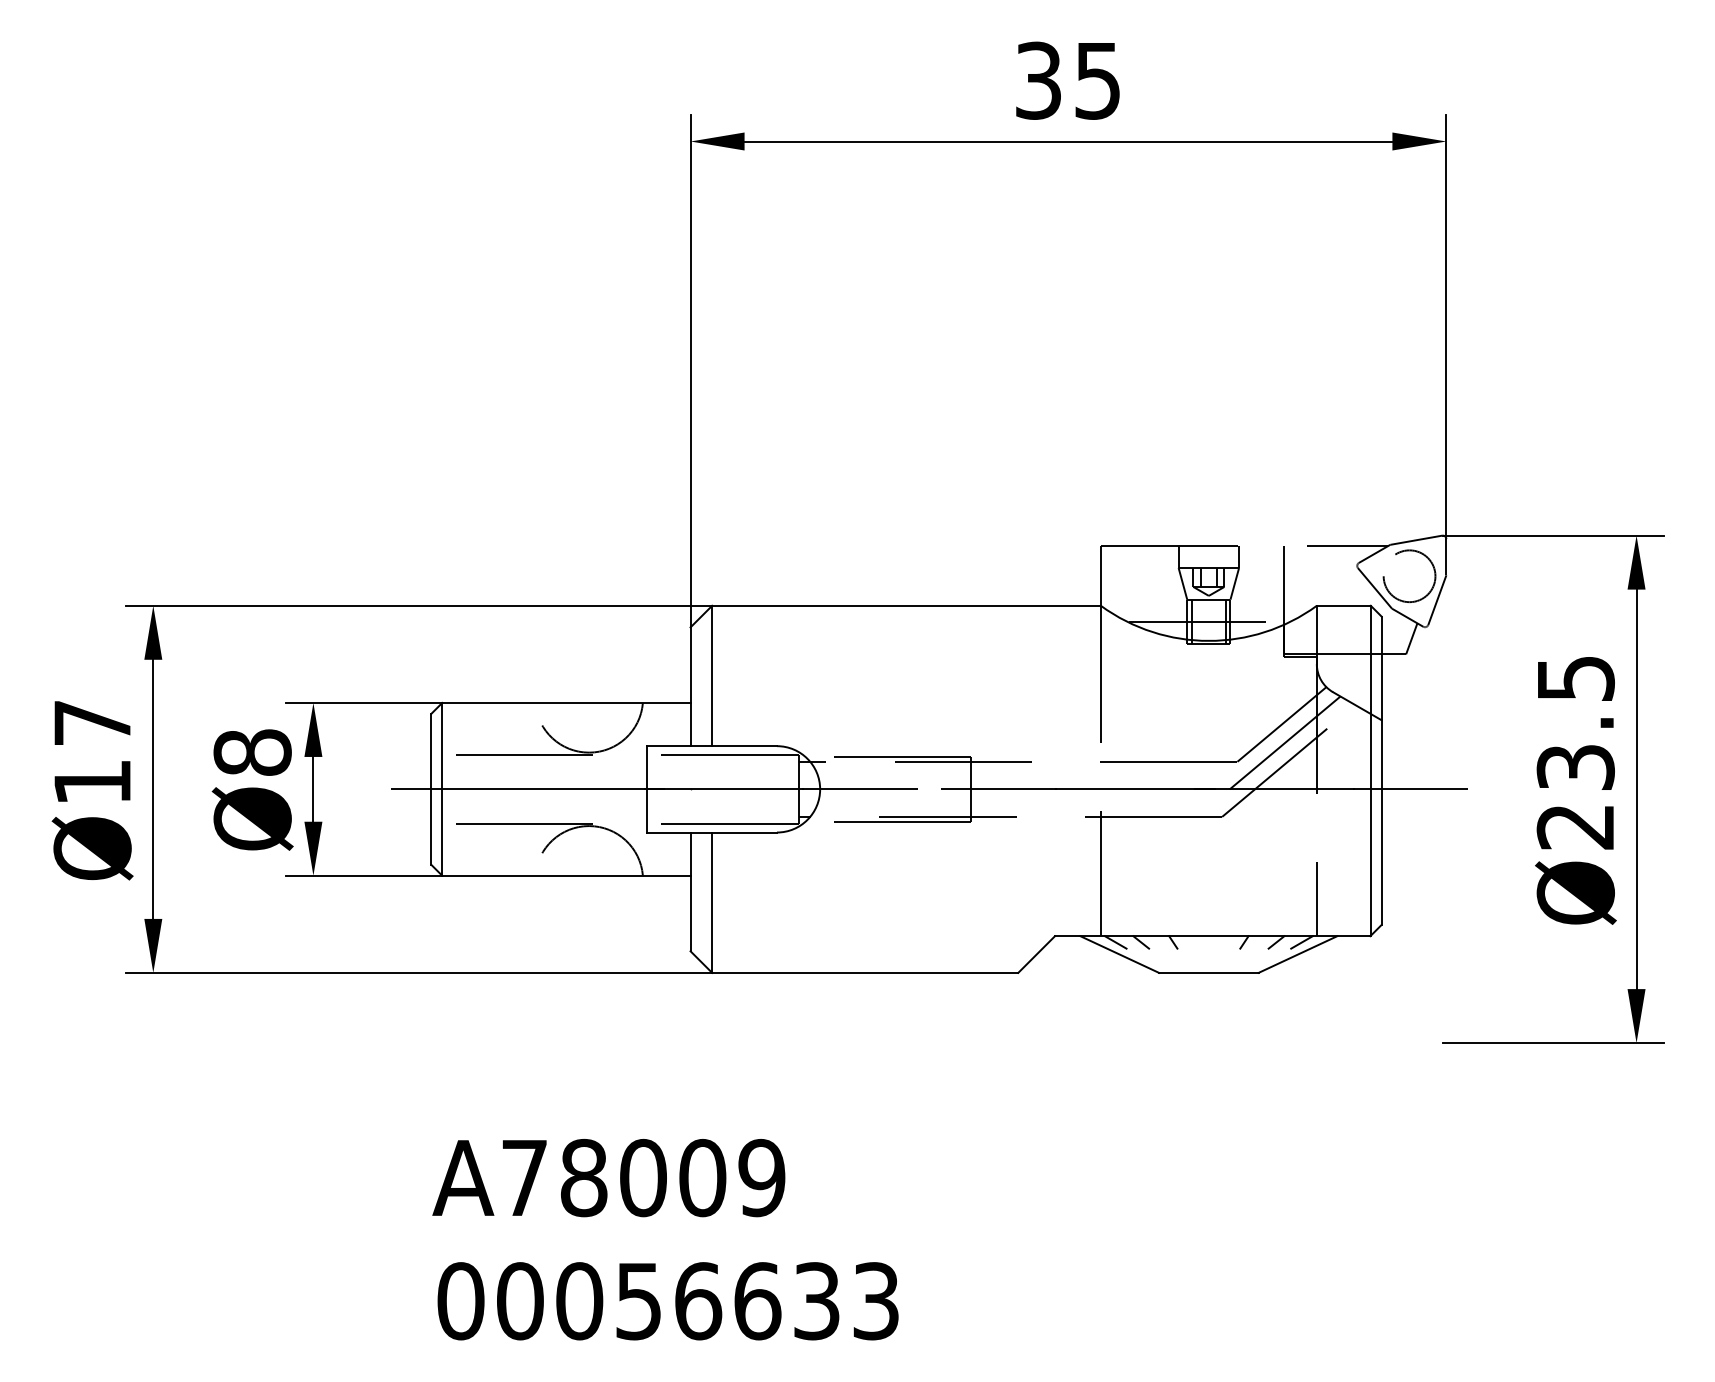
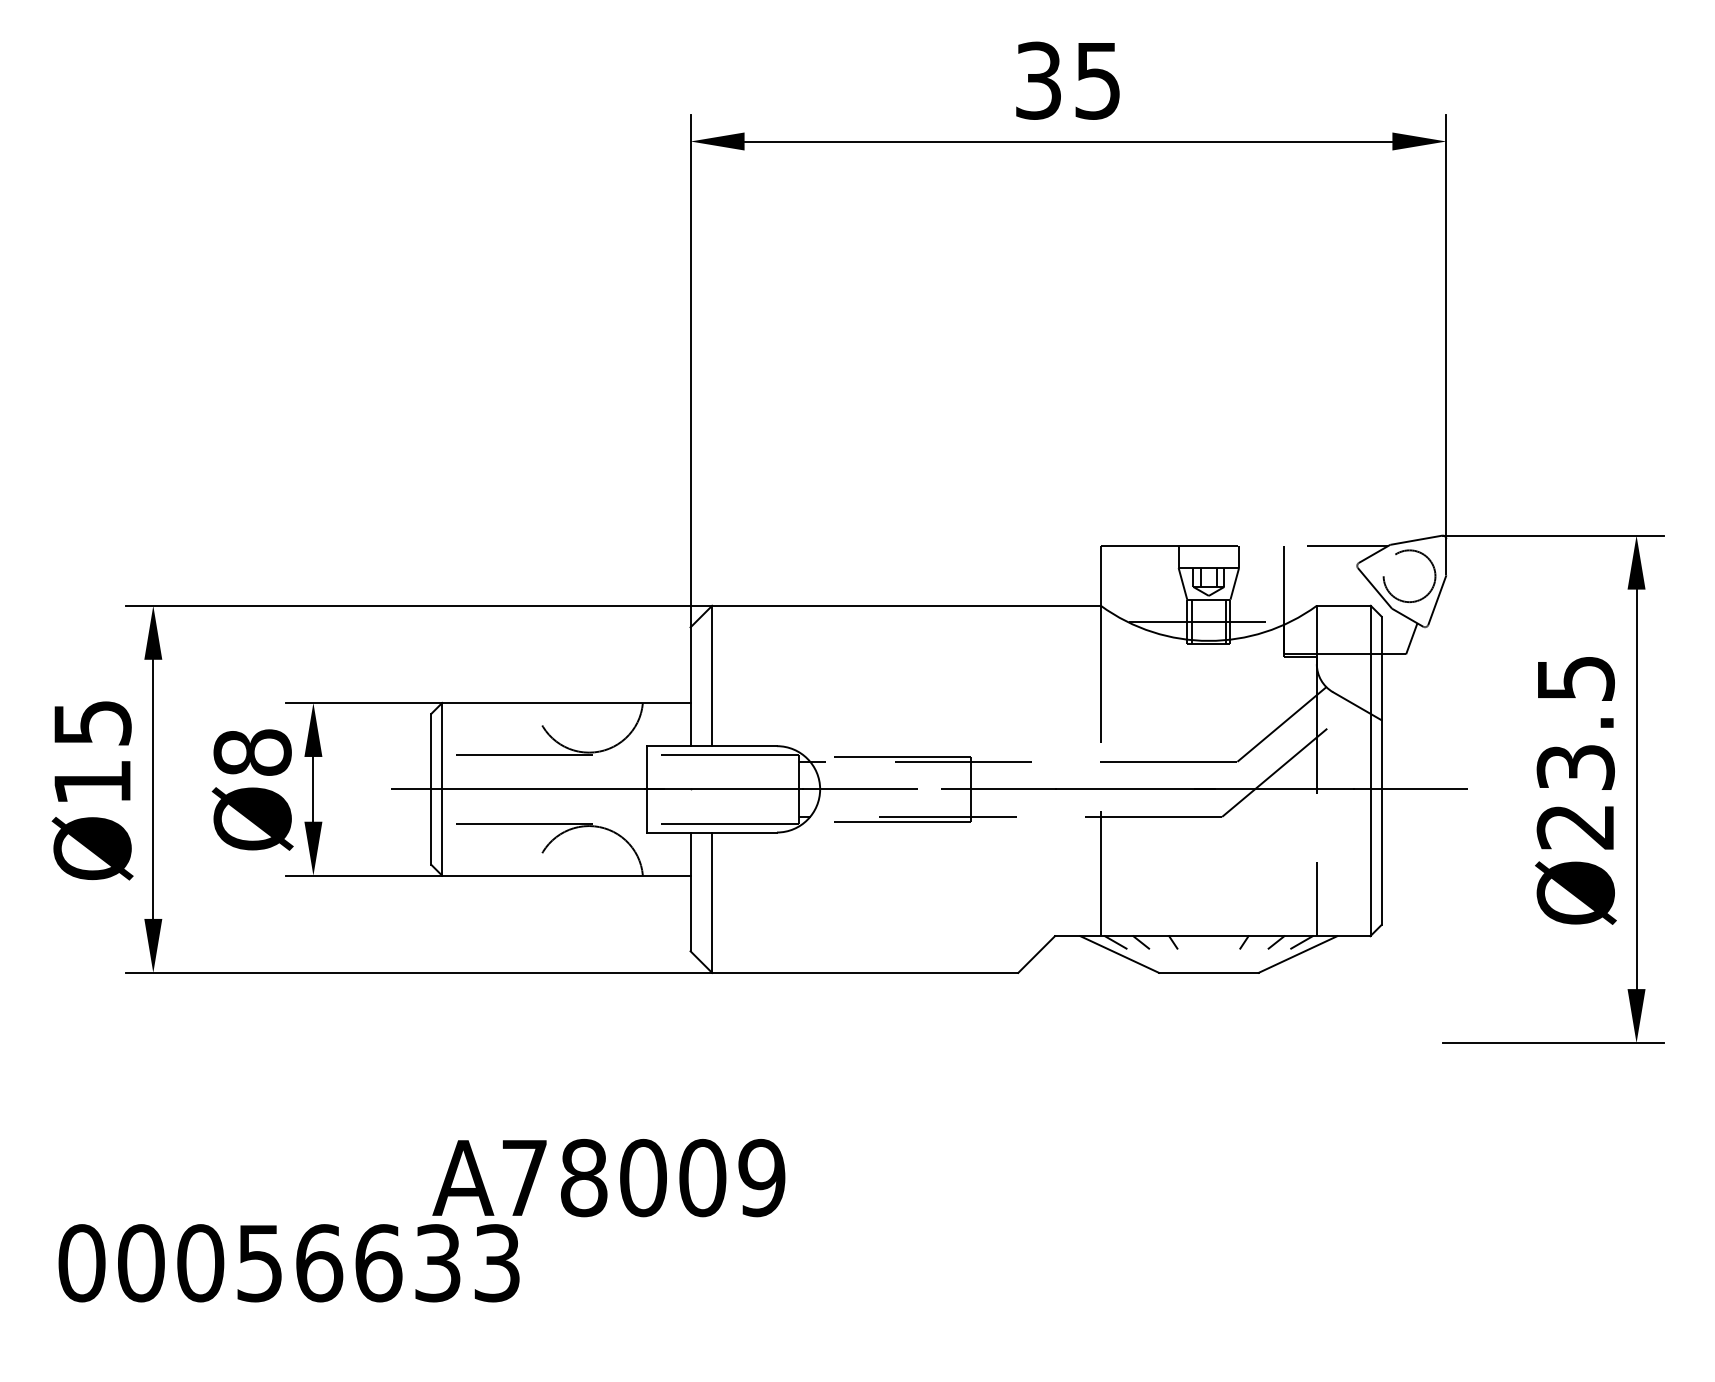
text: Ø17 -> Ø15 (92, 723)
line: present -> none (1284, 742)
text position: (667, 1301) -> (288, 1263) (288, 1263)
